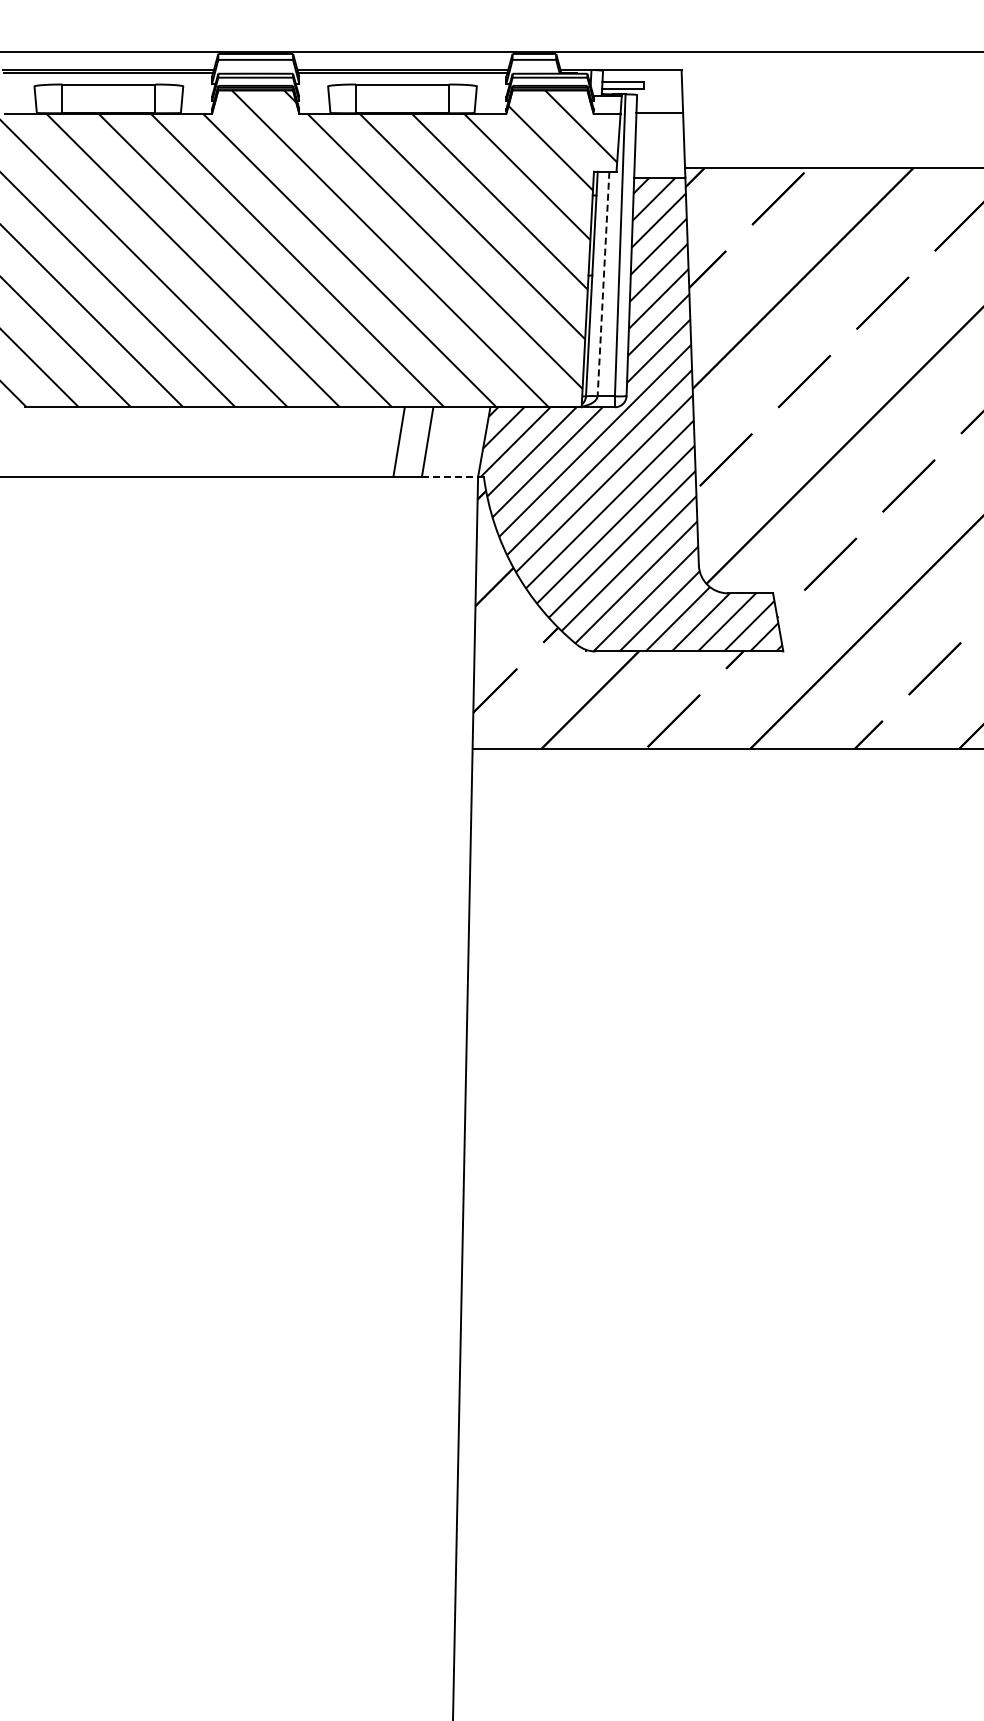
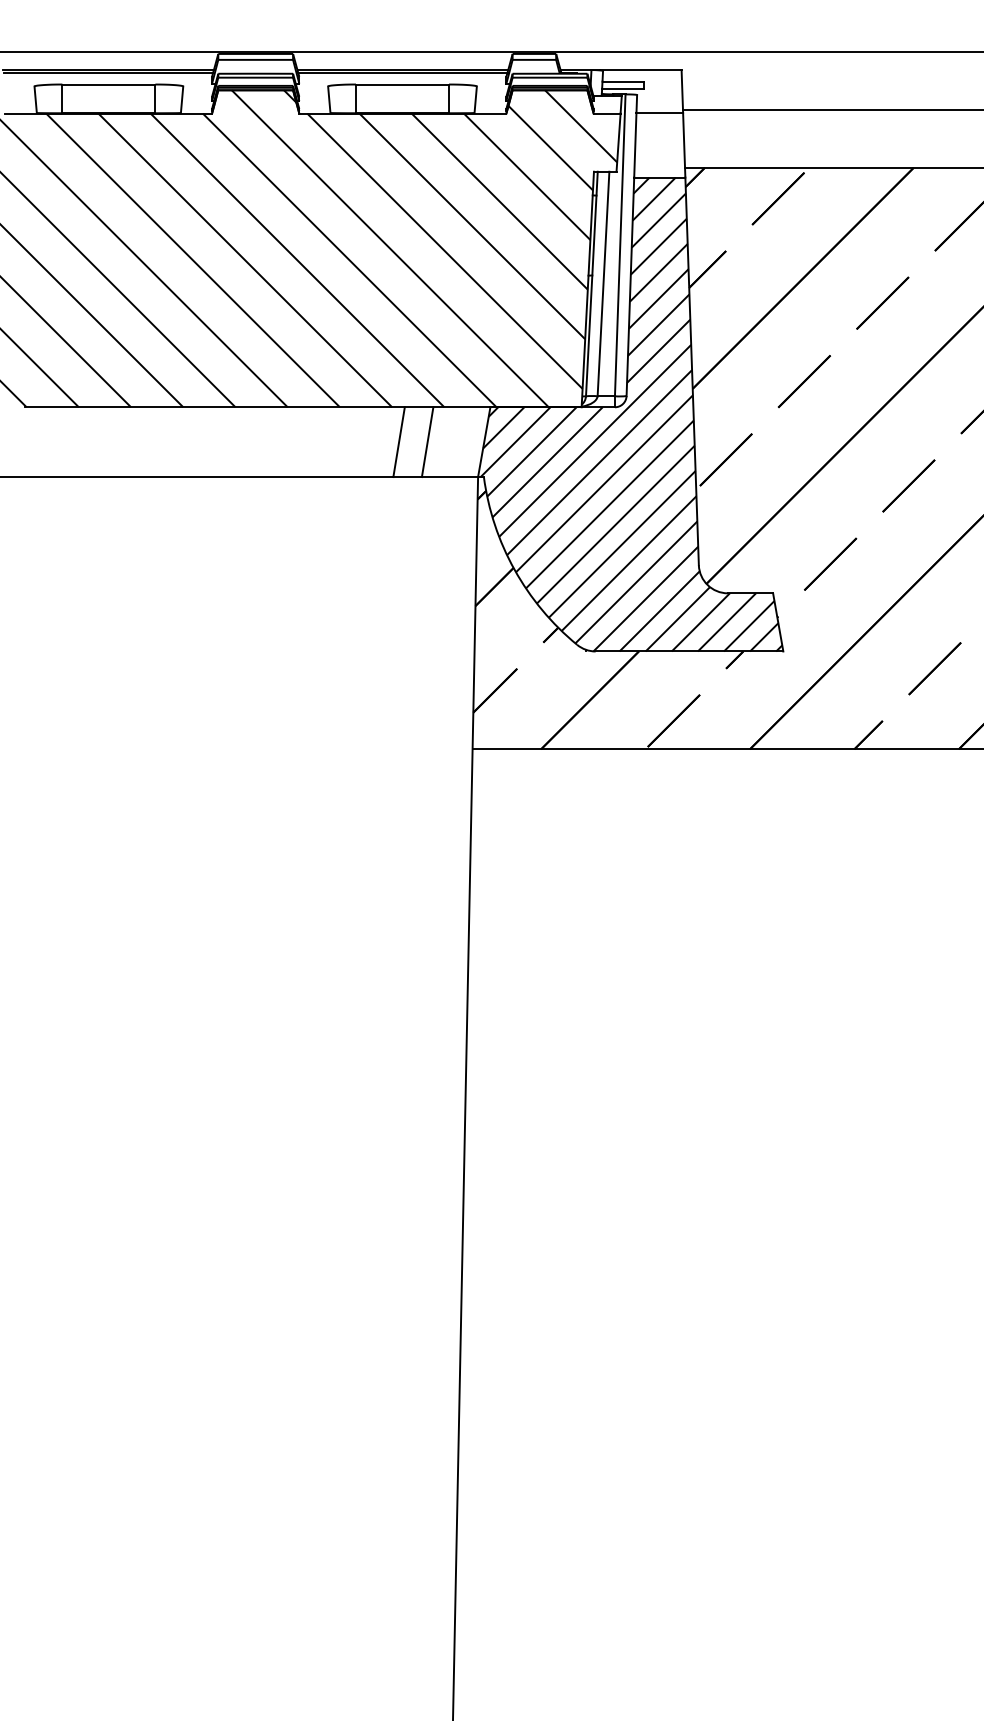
line: none -> present (831, 109)
line: dashed -> solid (603, 284)
line: dashed -> solid (450, 477)
